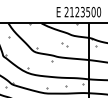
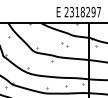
text: 2123500 -> 2318297 (85, 11)
